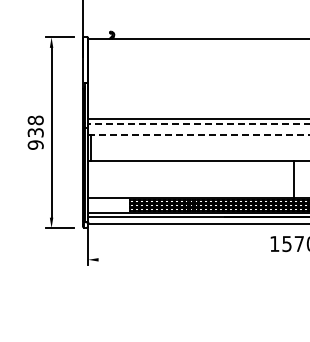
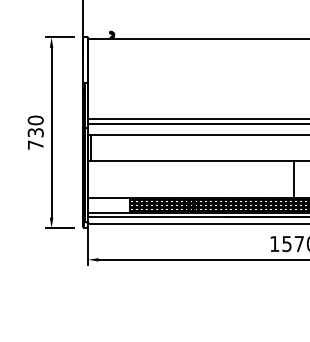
line: dashed -> solid (198, 124)
text: 938 -> 730 (35, 132)
line: dashed -> solid (198, 135)
line: none -> present (202, 259)
